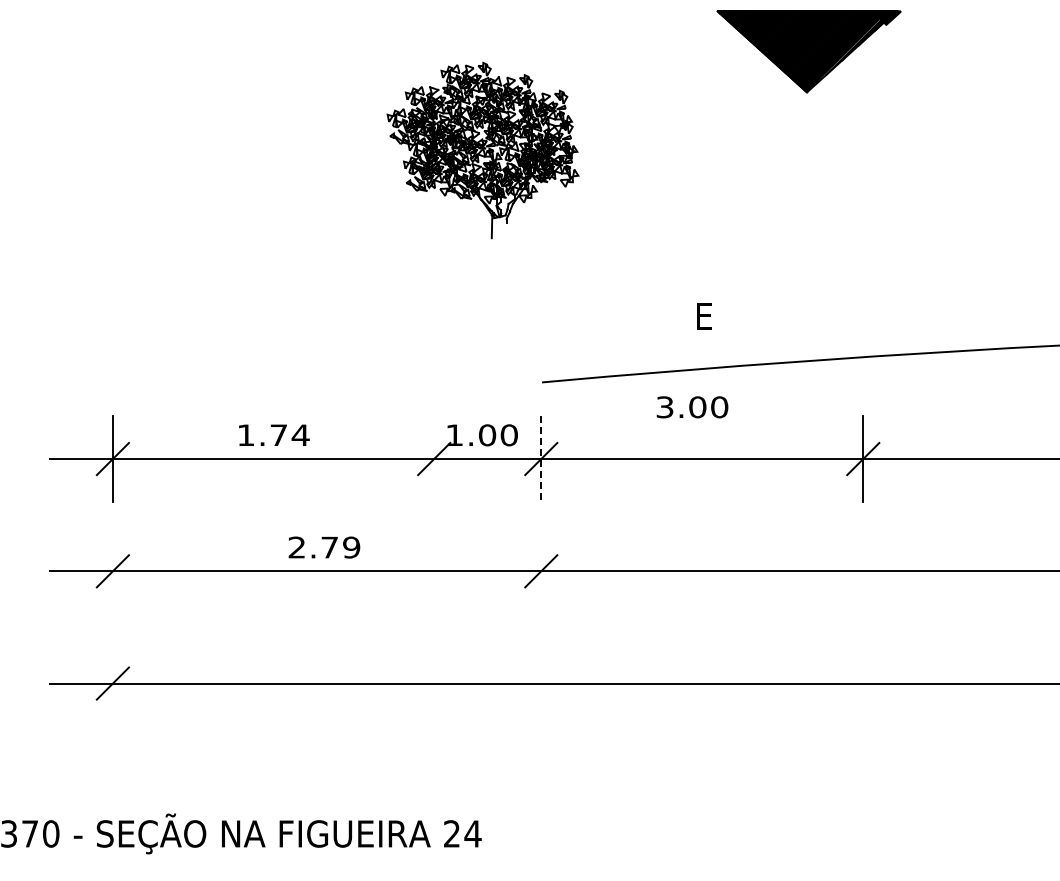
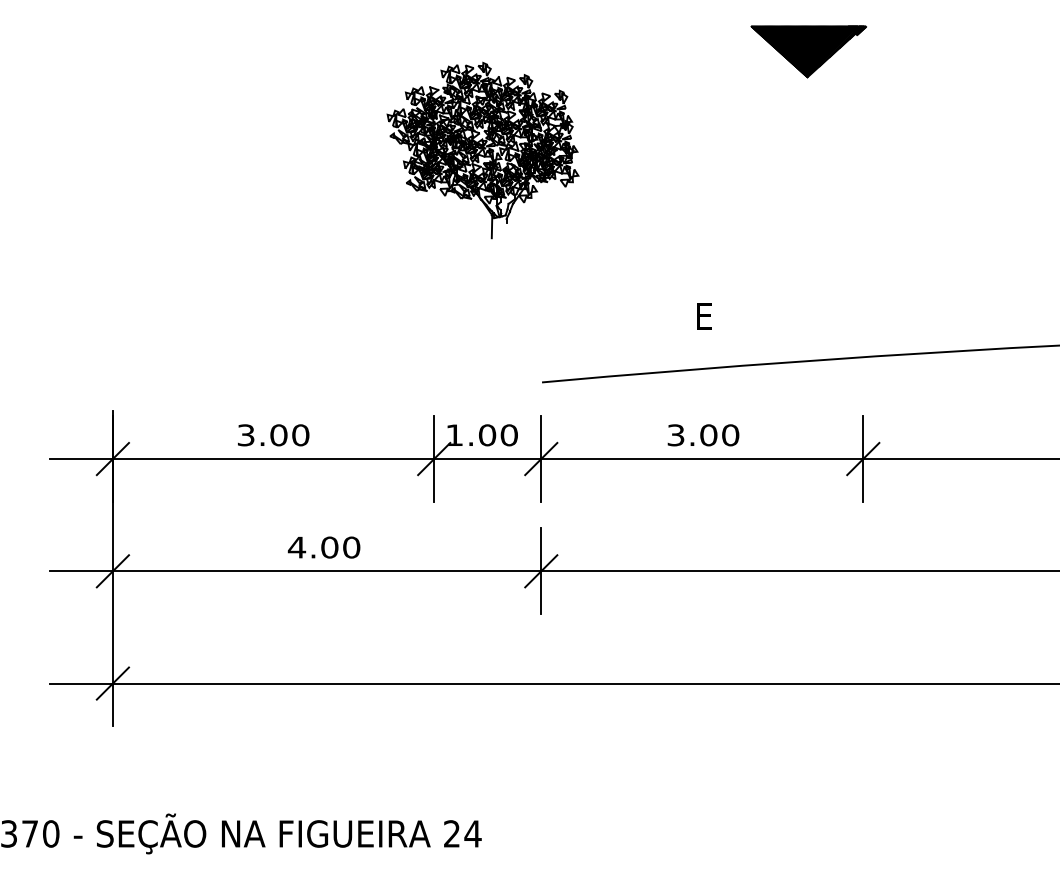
part size: 186x84 px -> 117x54 px (808, 51)
text position: (692, 407) -> (703, 435) (703, 435)
text: 1.74 -> 3.00 (273, 435)
line: none -> present (434, 458)
line: dashed -> solid (541, 459)
text: 2.79 -> 4.00 (323, 547)
line: none -> present (112, 568)
line: none -> present (541, 571)
